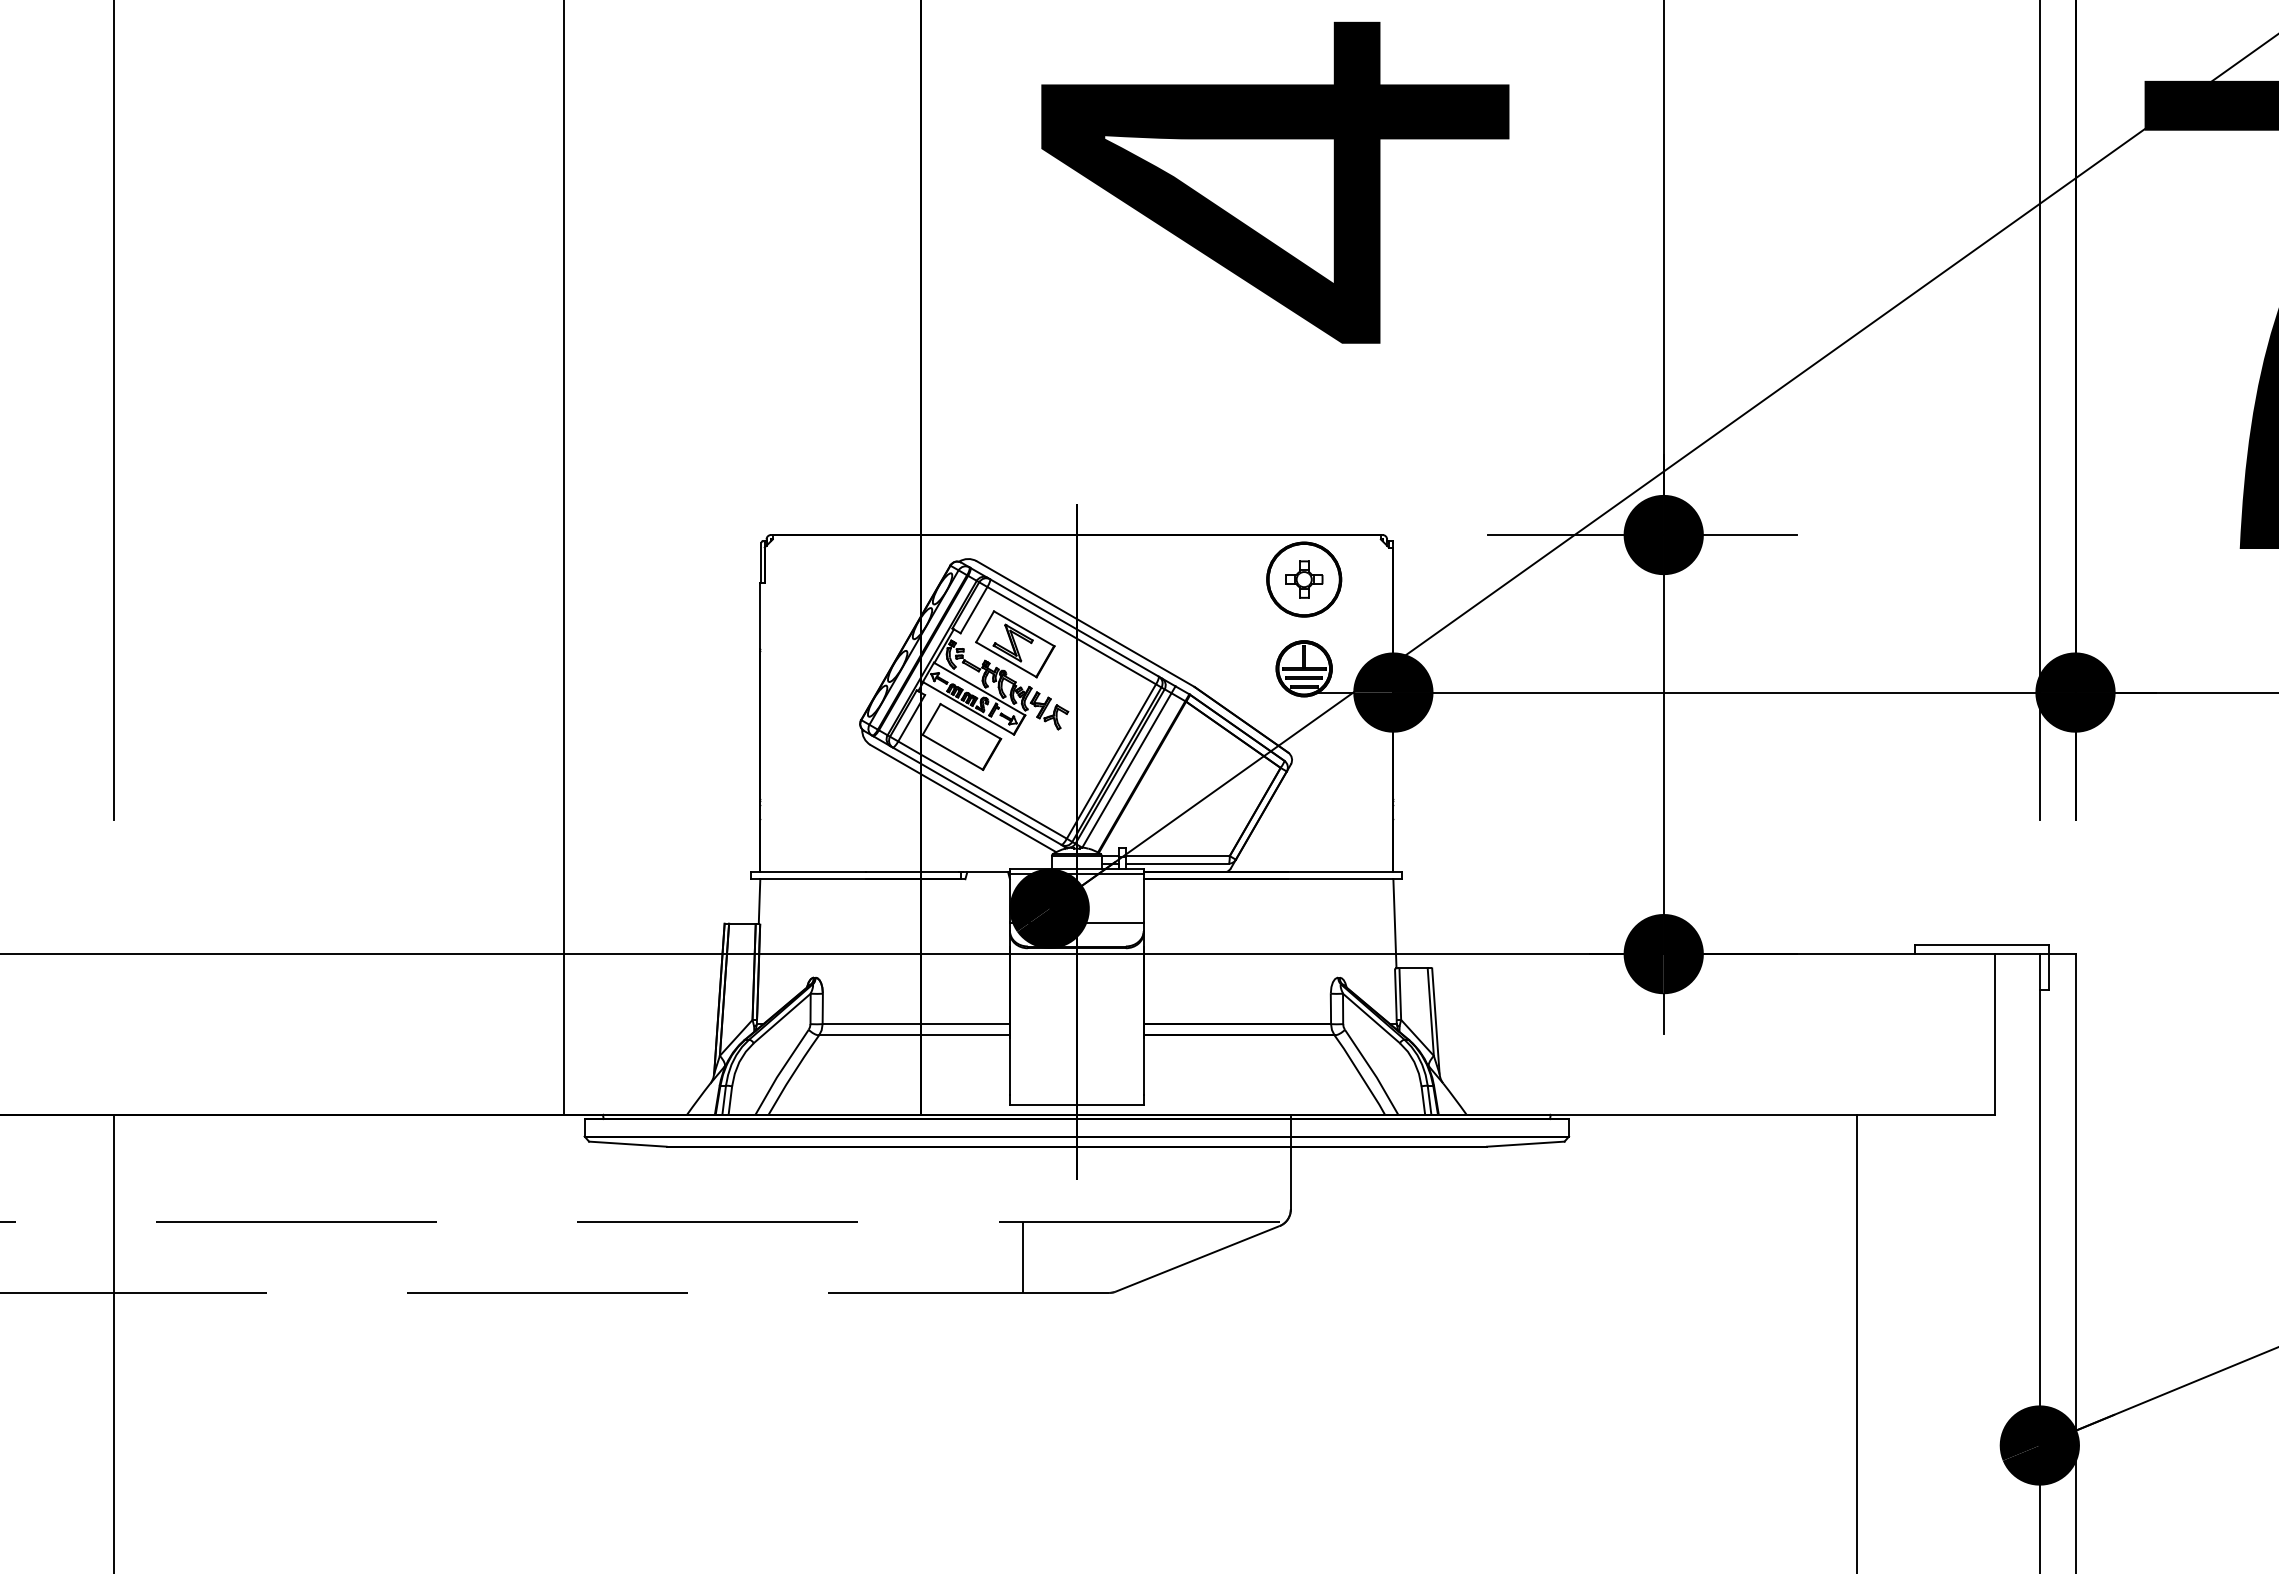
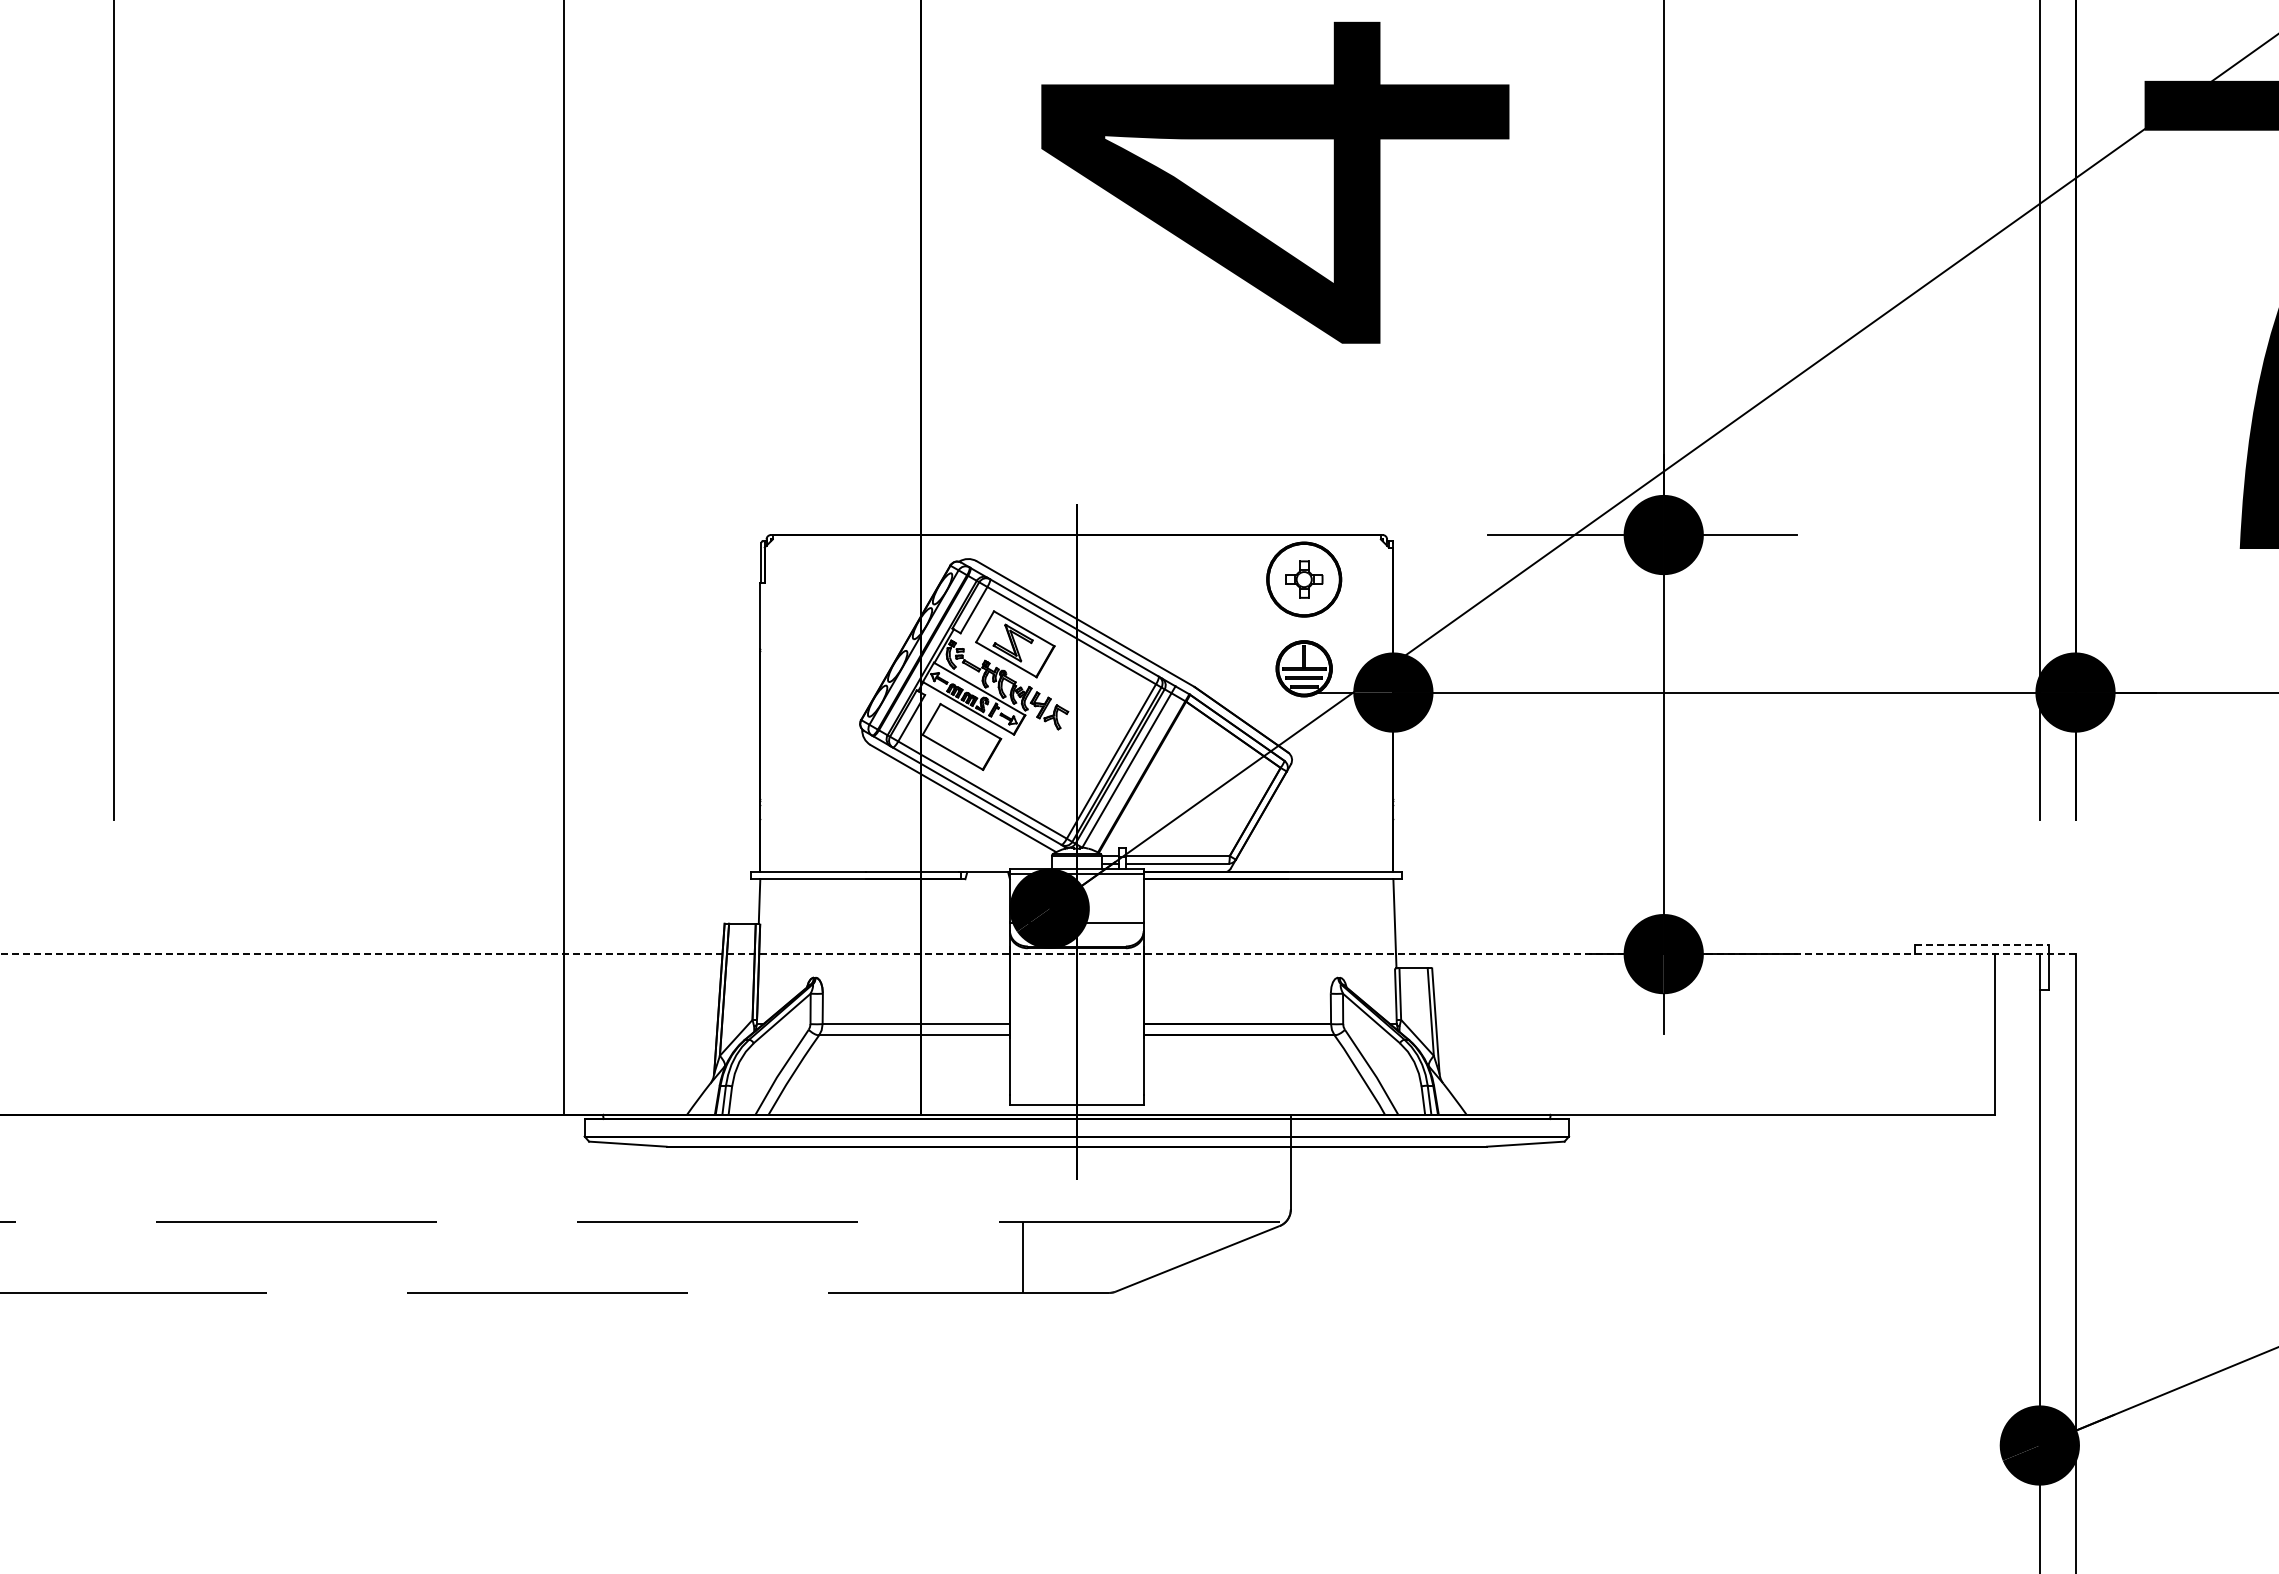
line: solid -> dashed (1981, 945)
line: solid -> dashed (1037, 954)
line: present -> none (113, 1342)
line: present -> none (1857, 1342)
